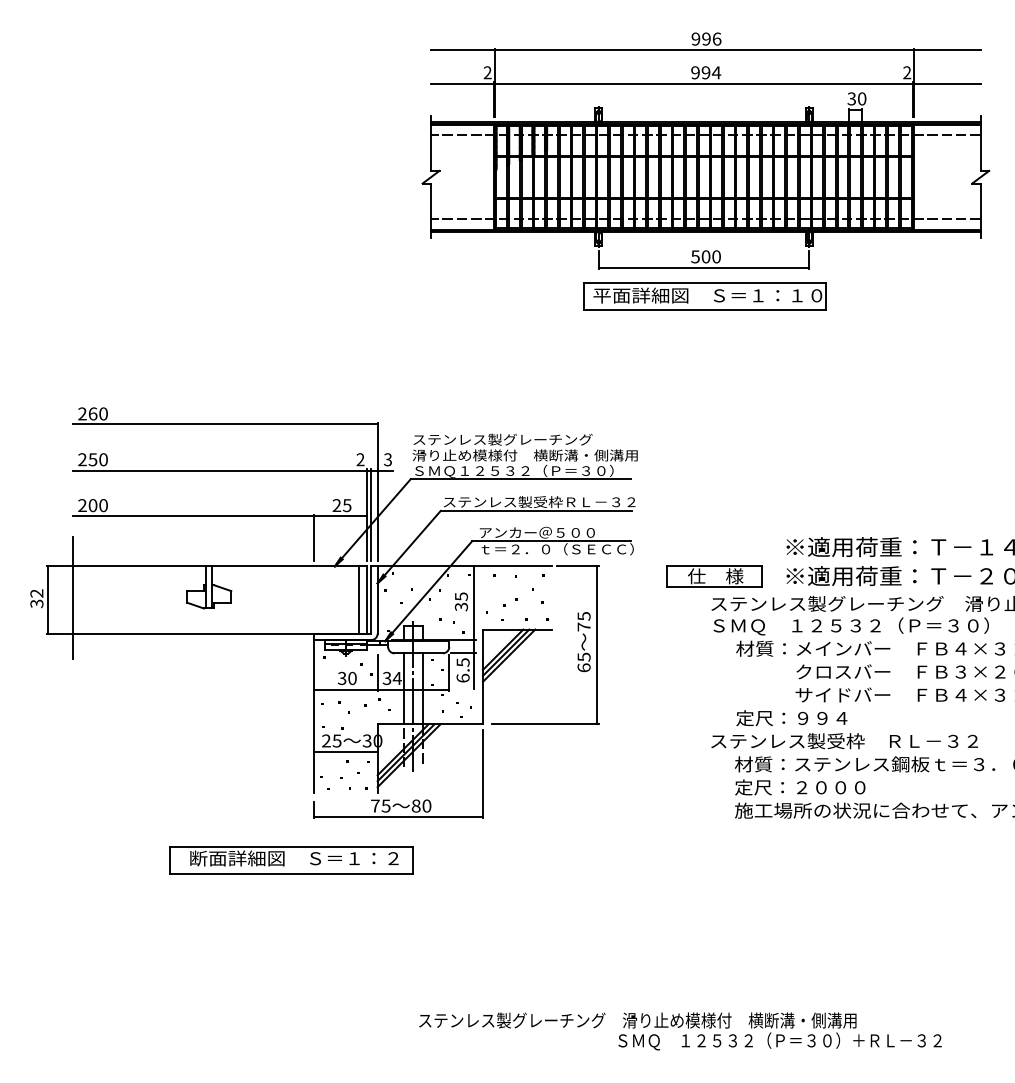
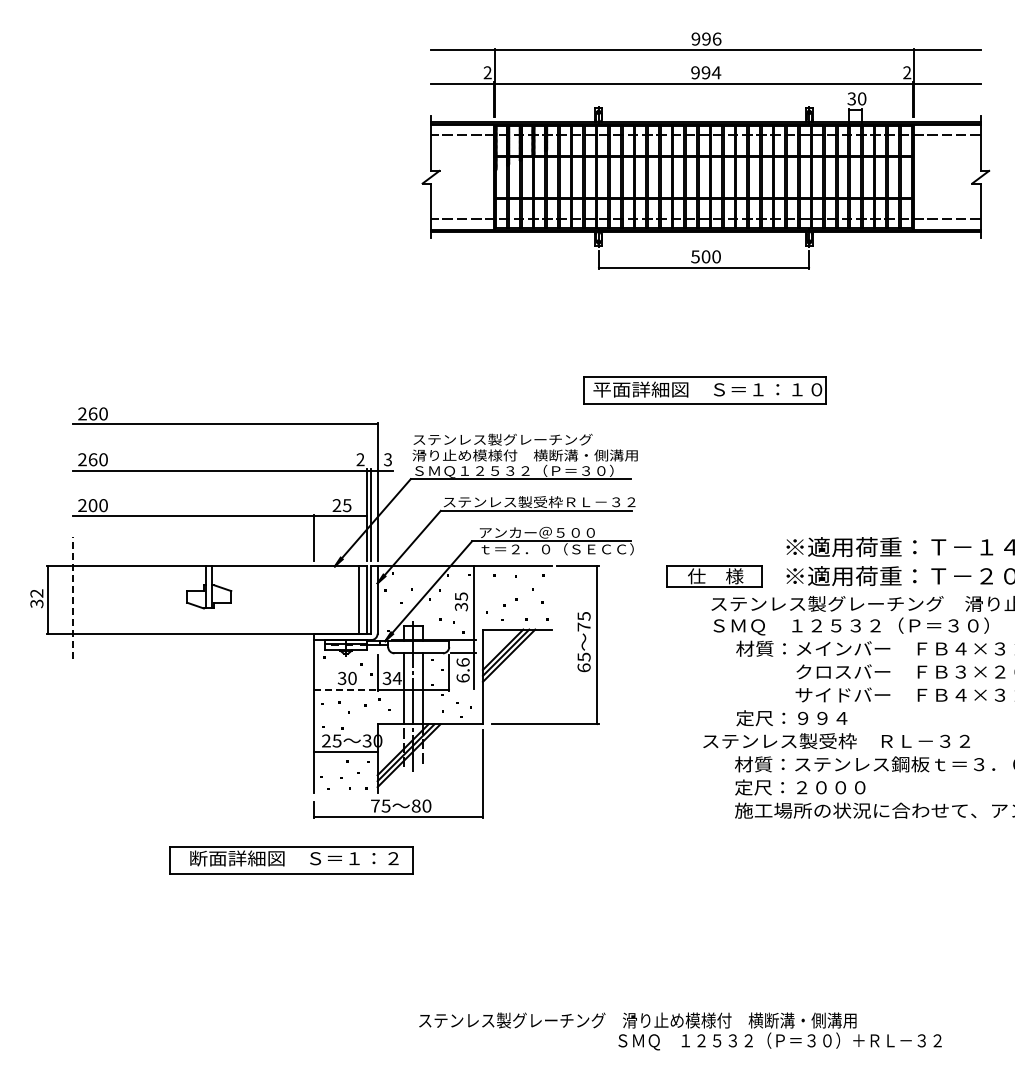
part position: (704, 296) -> (704, 390) (704, 390)
text: 250 -> 260 (92, 459)
line: solid -> dashed (73, 597)
text: 6.5 -> 6.6 (462, 662)
line: solid -> dashed (346, 689)
text position: (844, 741) -> (836, 741) (836, 741)
